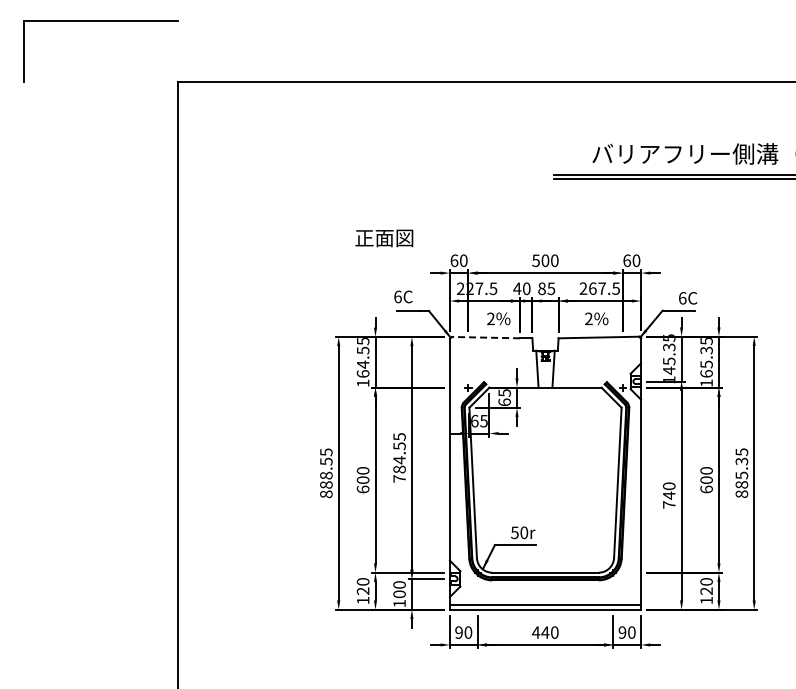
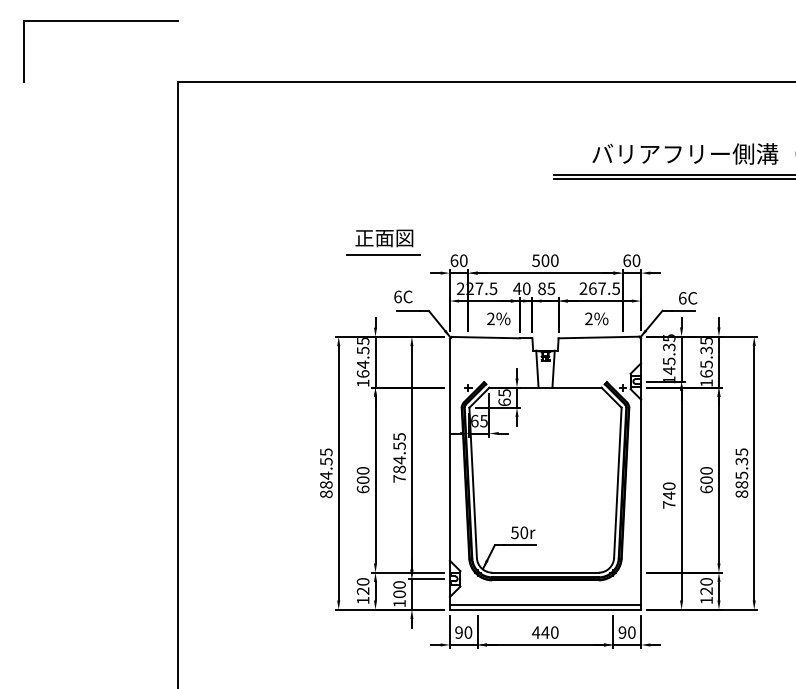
line: none -> present (383, 254)
line: dashed -> solid (485, 337)
text: 888.55 -> 884.55 (326, 475)
